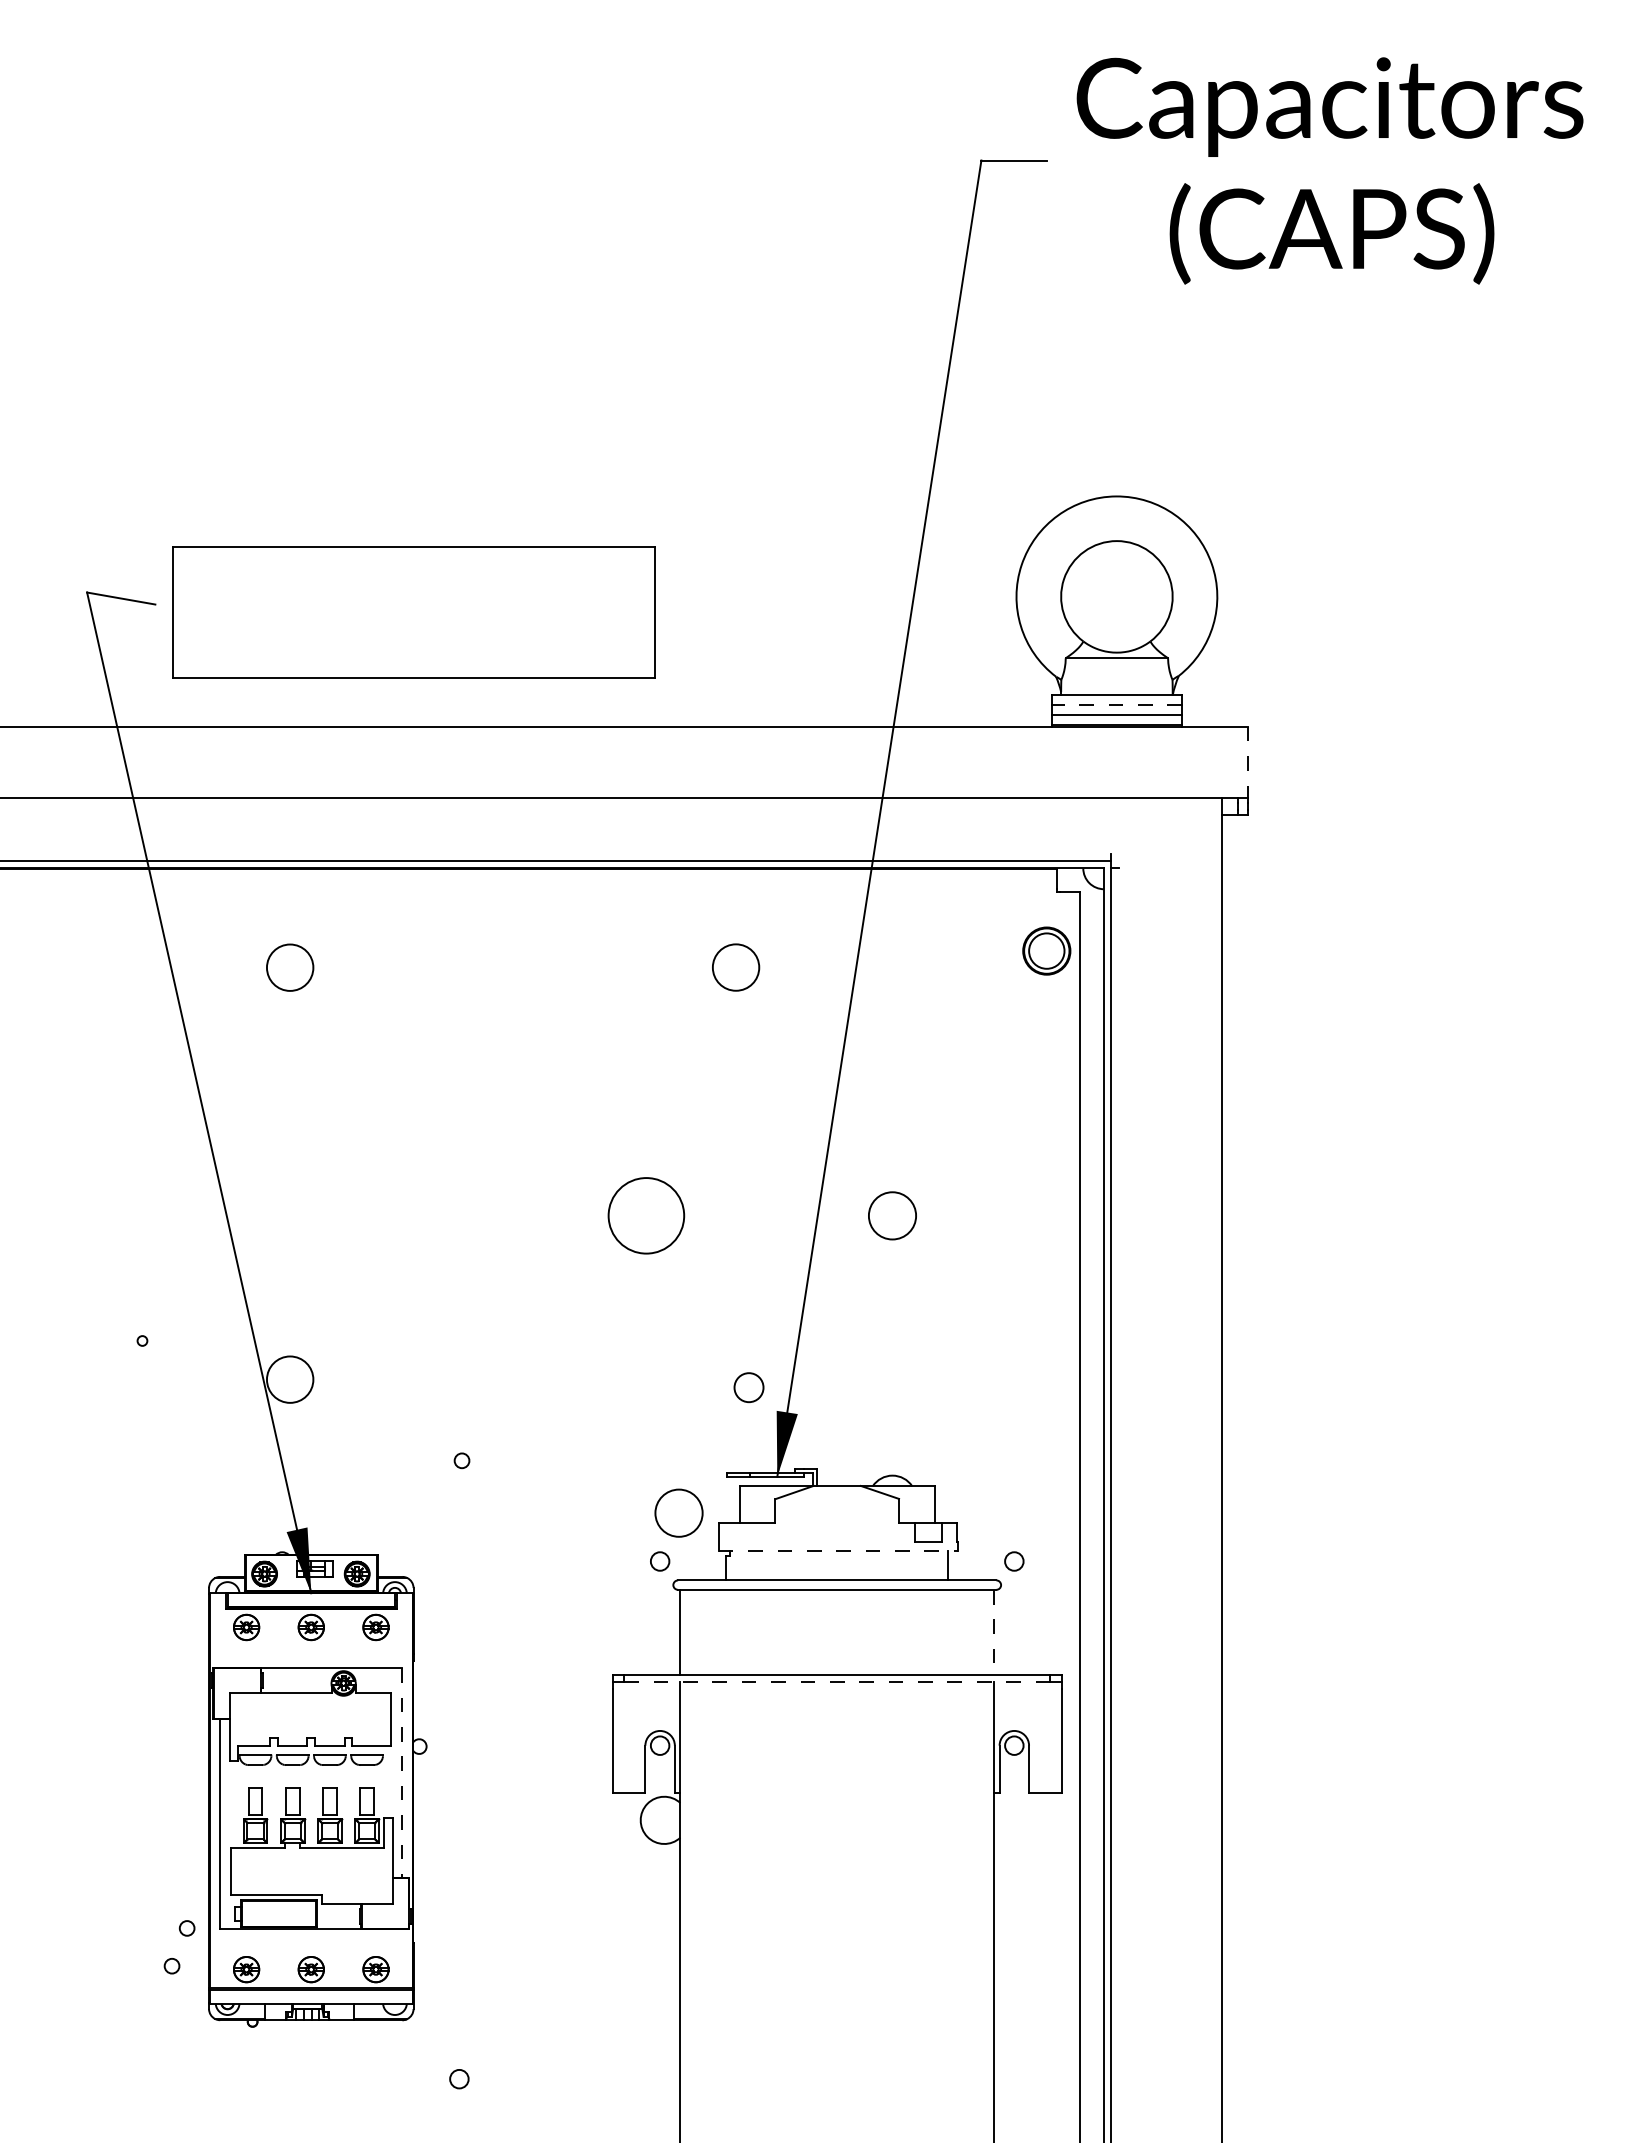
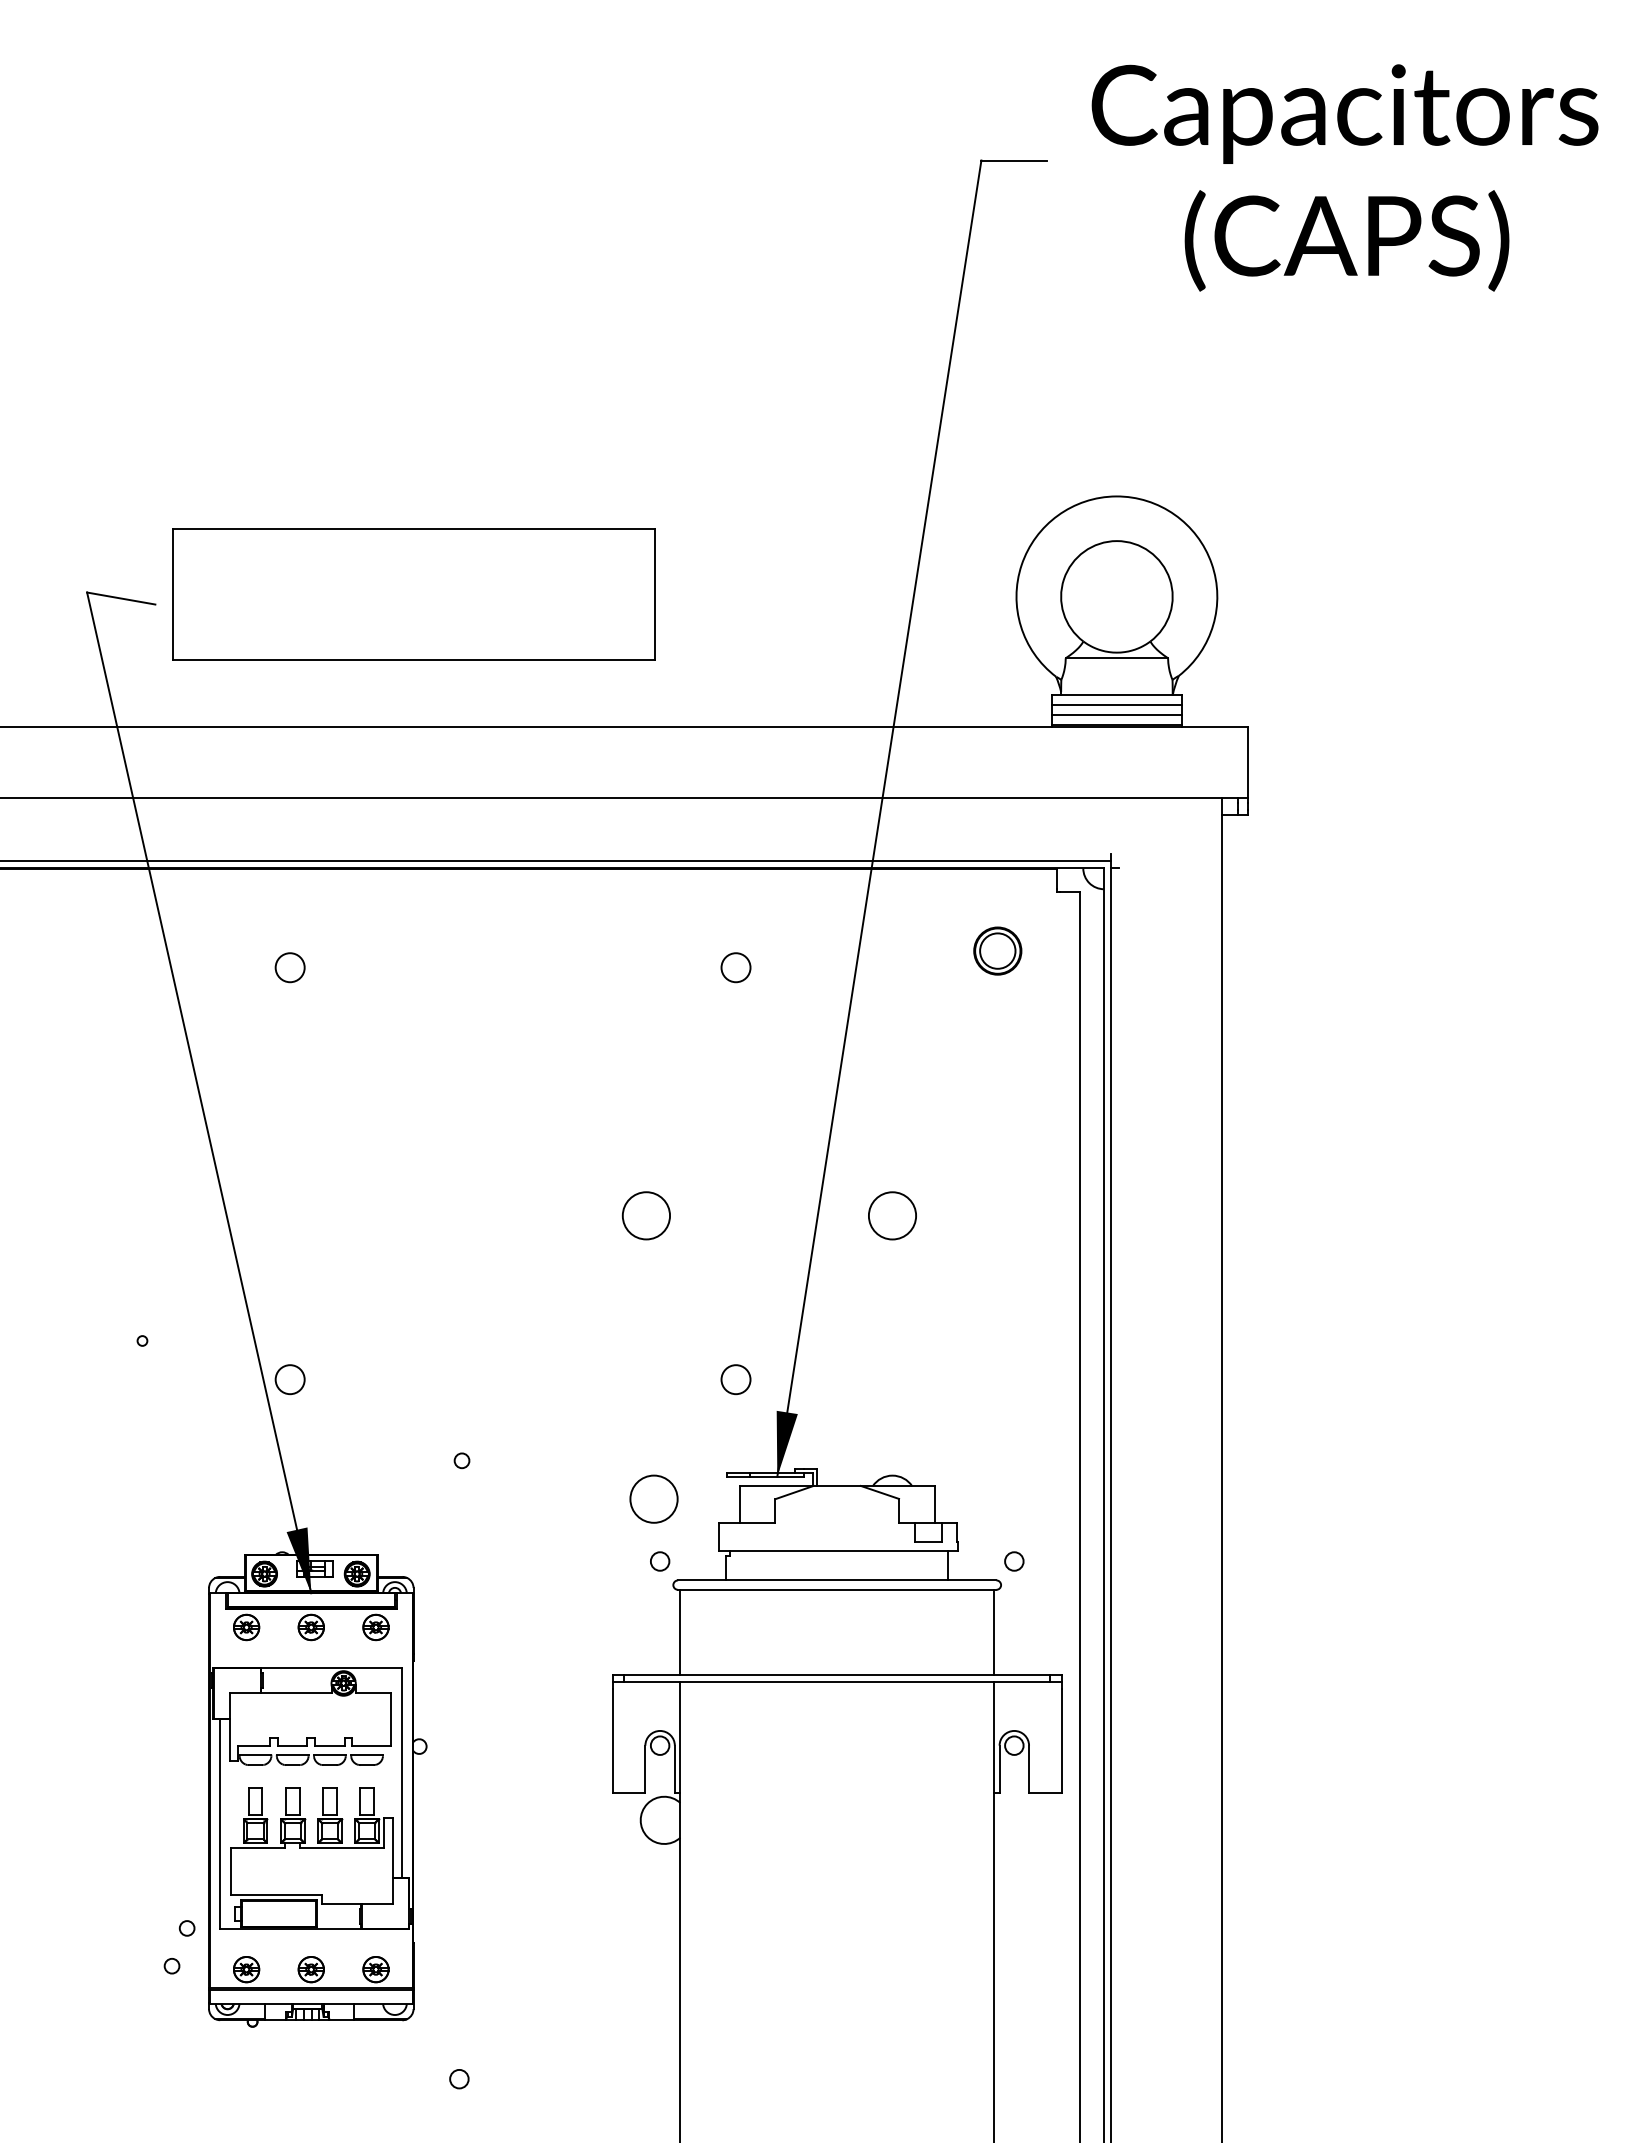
text position: (1329, 170) -> (1344, 177) (1344, 177)
part position: (413, 612) -> (413, 594) (413, 594)
line: dashed -> solid (1116, 705)
line: dashed -> solid (1248, 762)
part position: (1046, 950) -> (997, 950) (997, 950)
circle diameter: 46 px -> 29 px (289, 967)
circle size: 49x49 px -> 32x32 px (735, 967)
circle diameter: 76 px -> 47 px (646, 1215)
circle diameter: 46 px -> 29 px (289, 1379)
circle position: (748, 1387) -> (735, 1379) (735, 1379)
circle position: (678, 1512) -> (653, 1498) (653, 1498)
line: dashed -> solid (838, 1551)
line: dashed -> solid (994, 1632)
line: dashed -> solid (837, 1681)
line: dashed -> solid (402, 1773)
